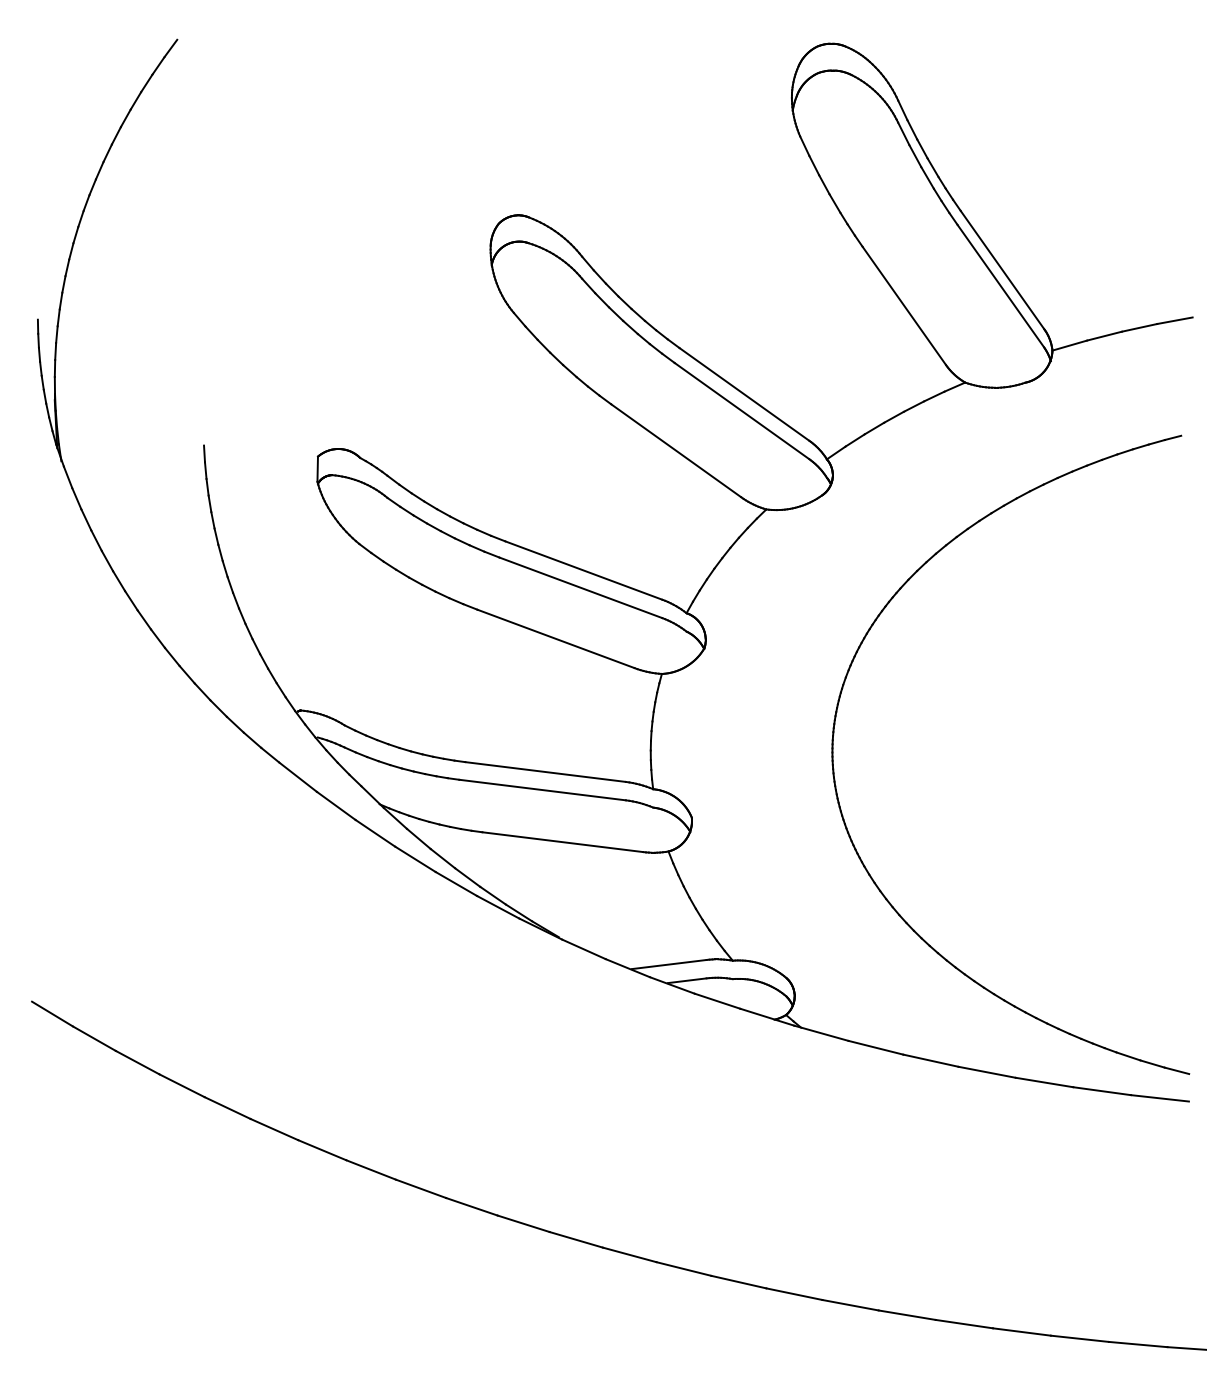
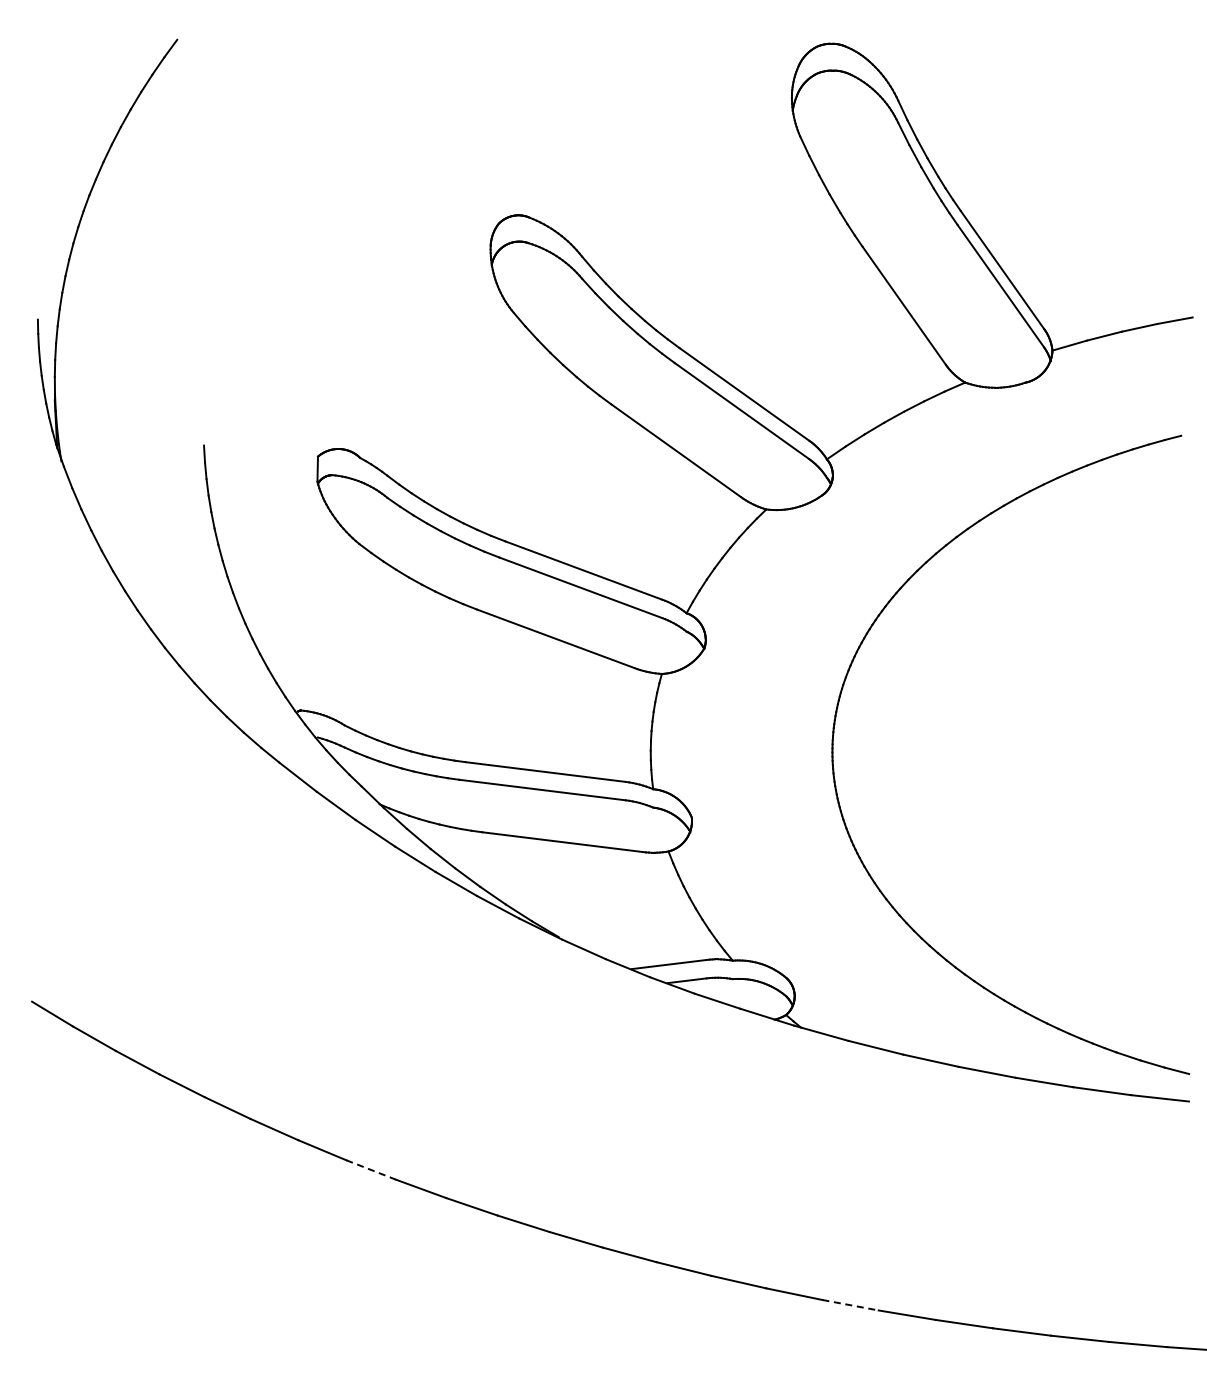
line: solid -> dashed (371, 1169)
line: solid -> dashed (850, 1305)
